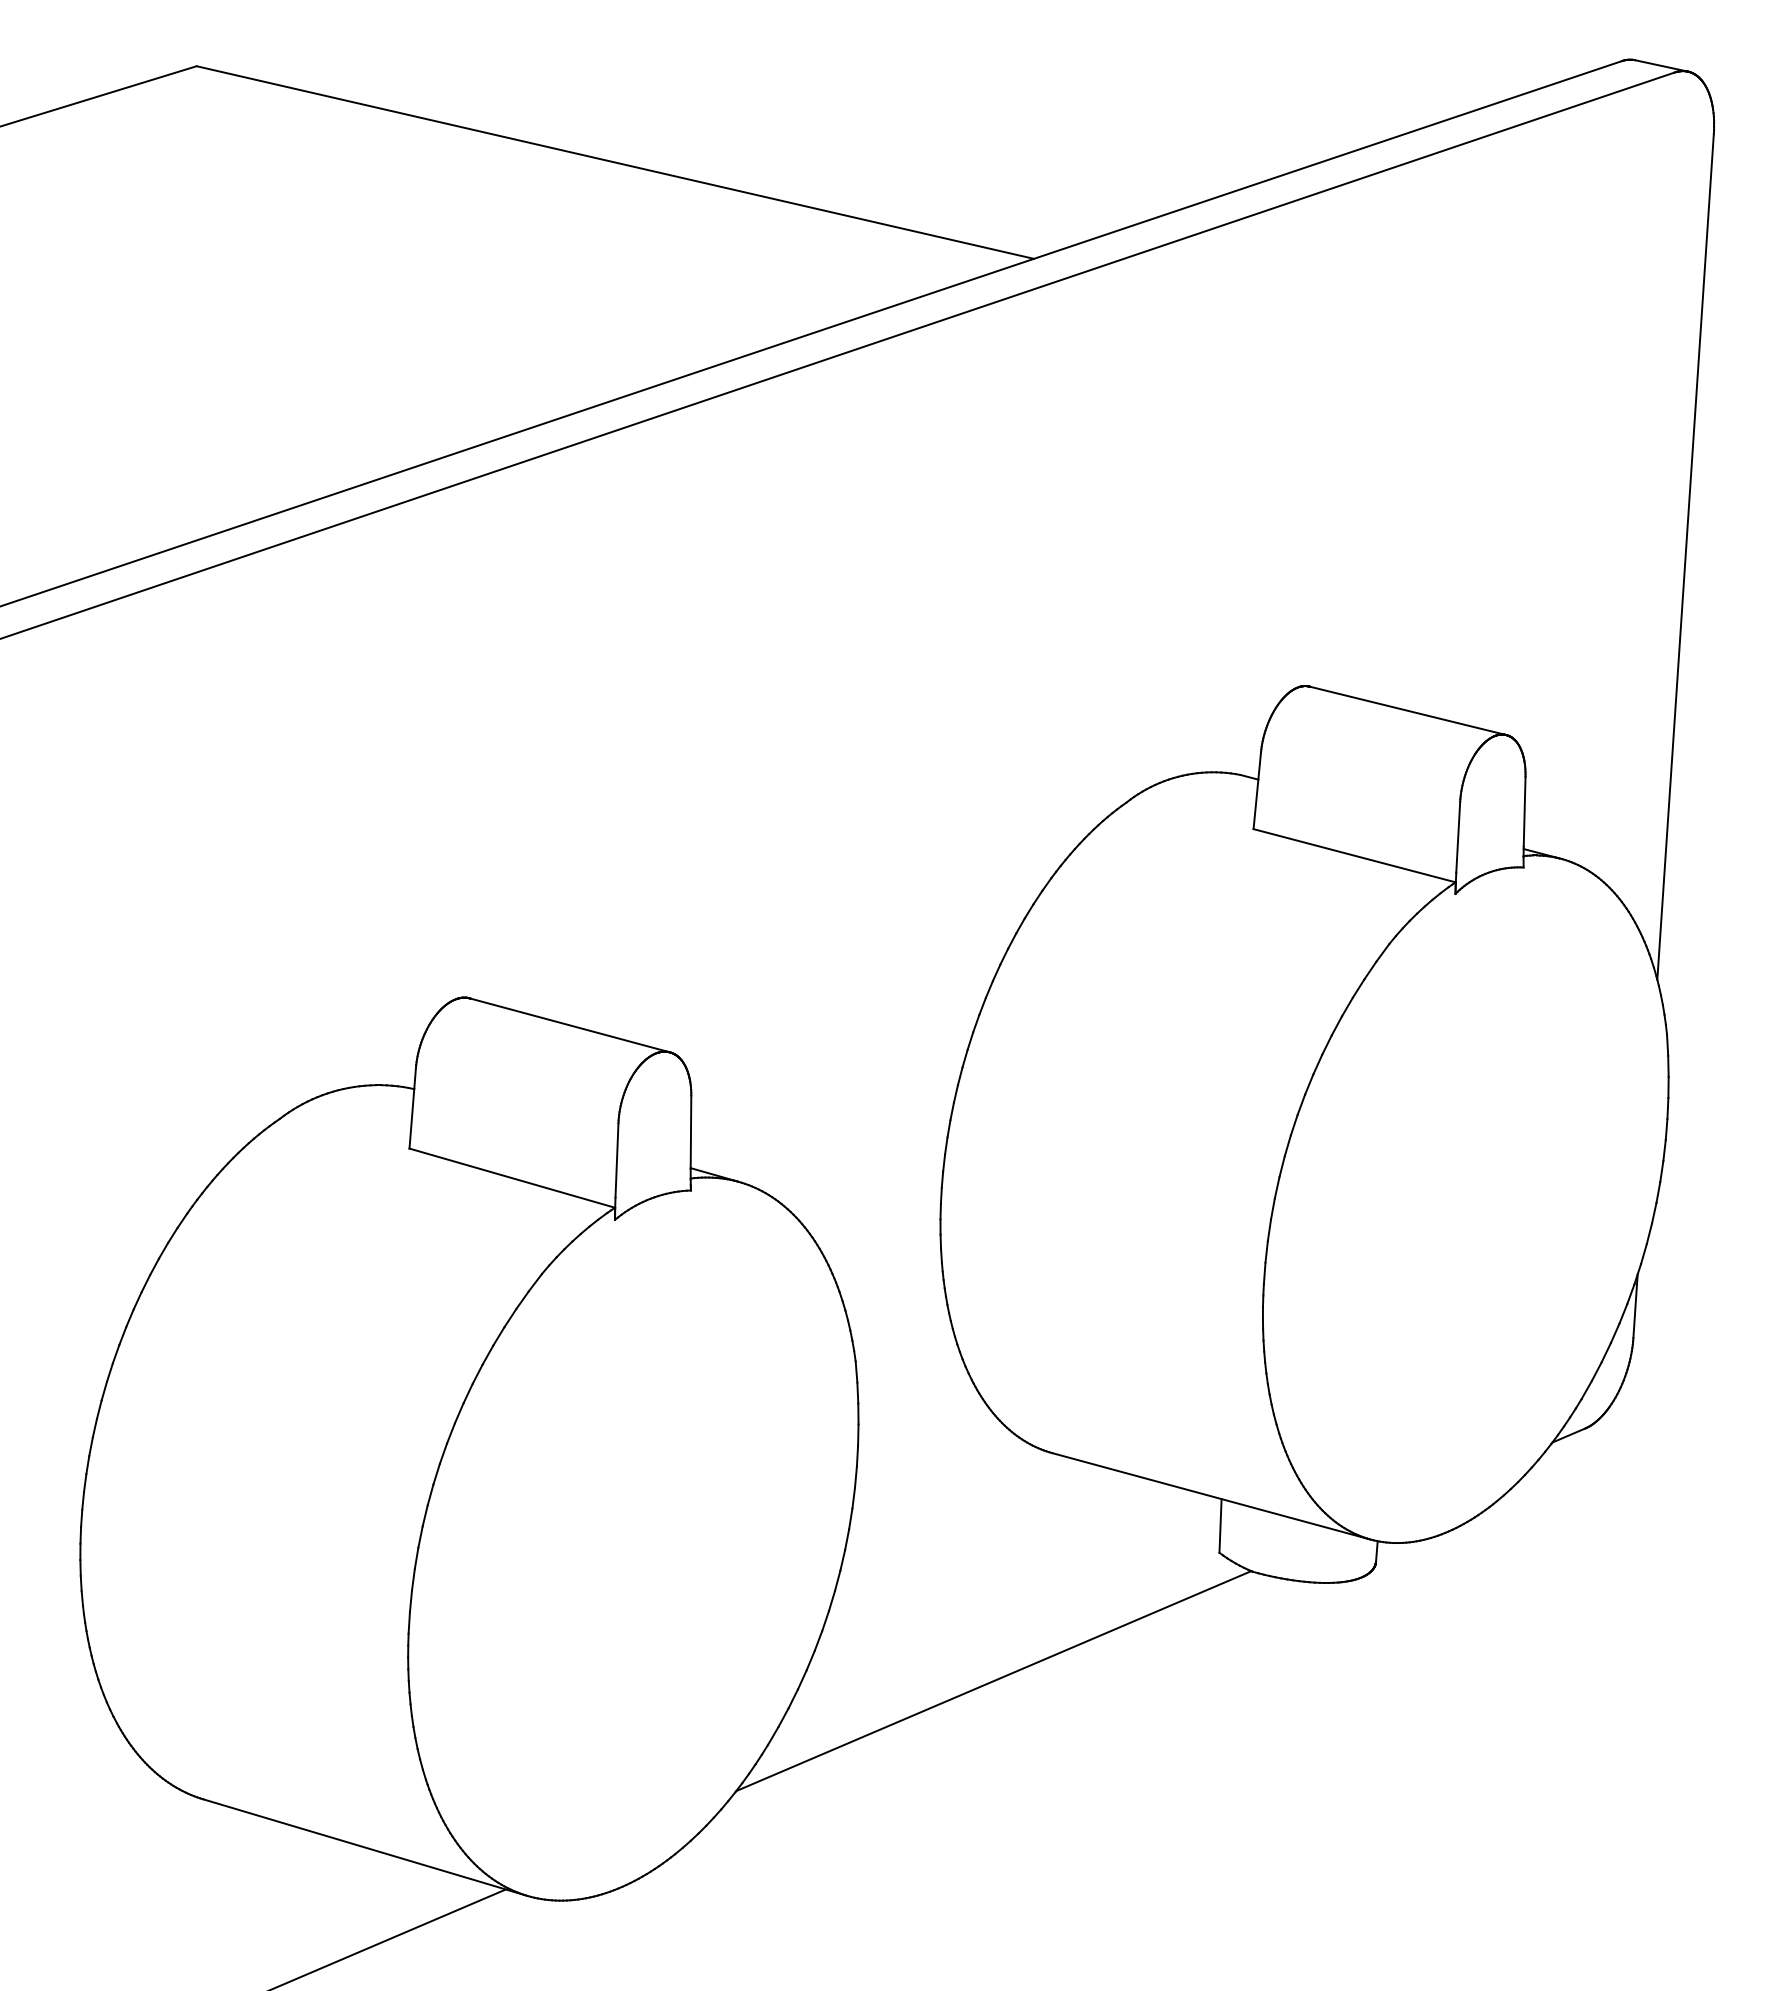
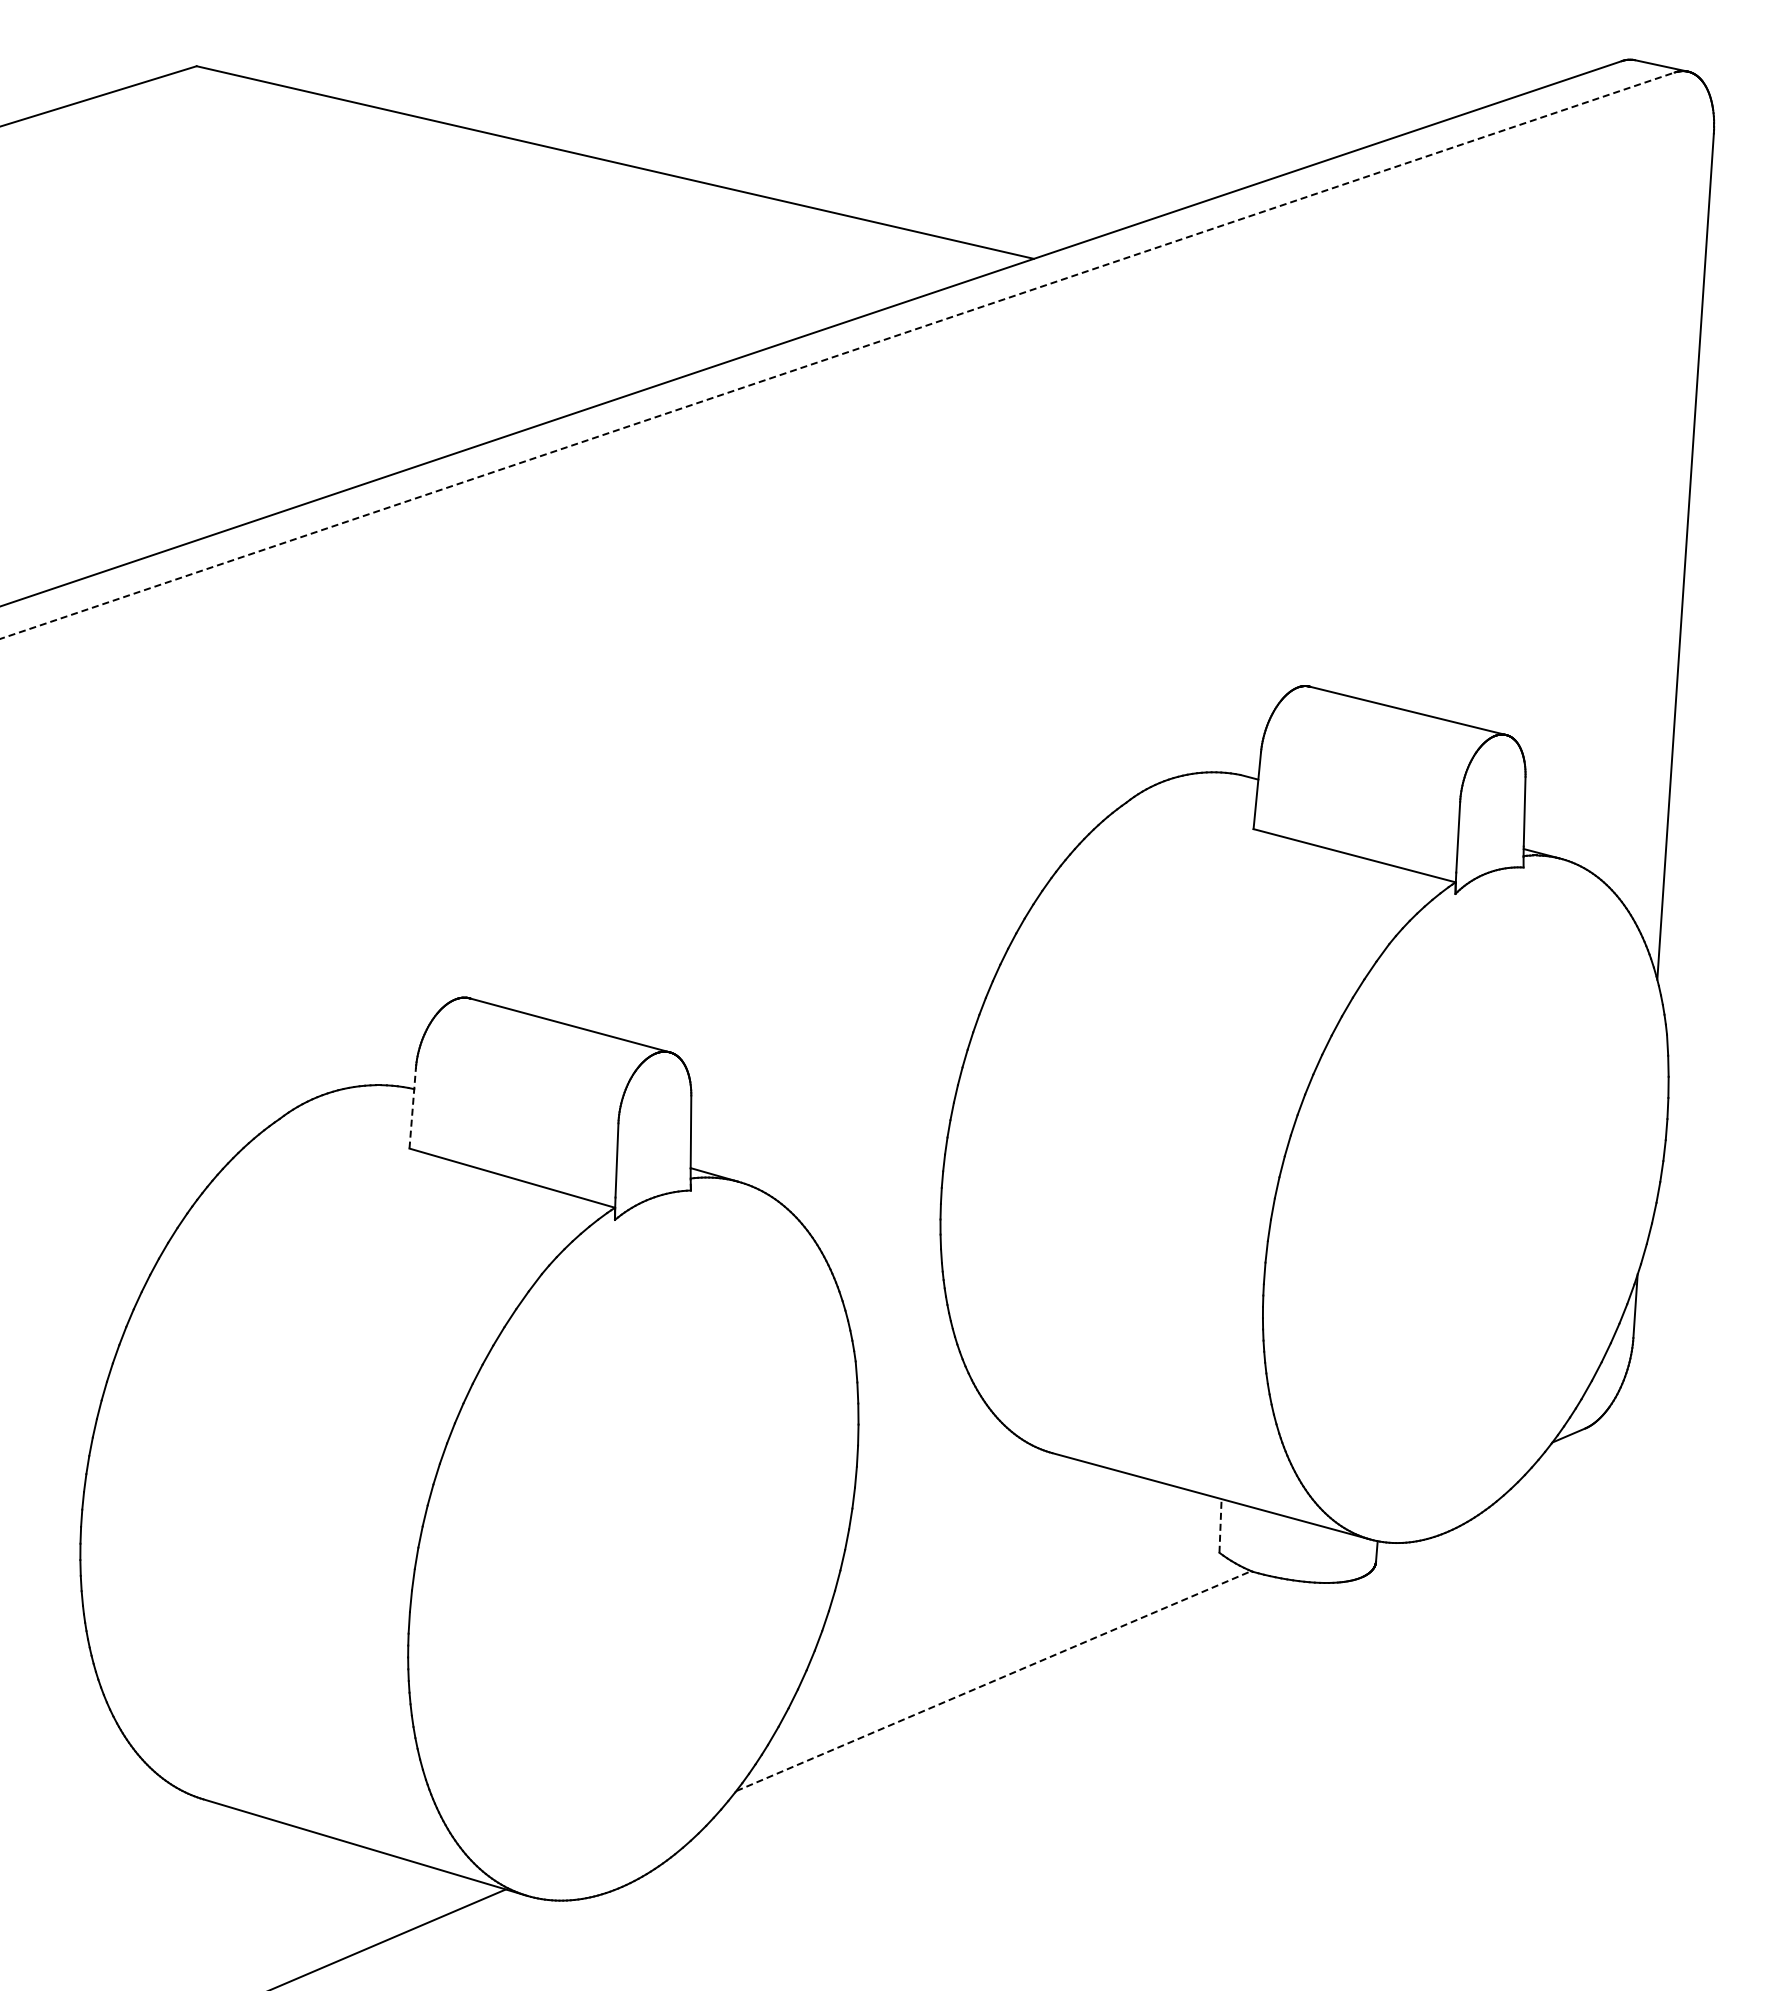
line: solid -> dashed (838, 355)
line: solid -> dashed (412, 1107)
line: solid -> dashed (1220, 1525)
line: solid -> dashed (993, 1681)
